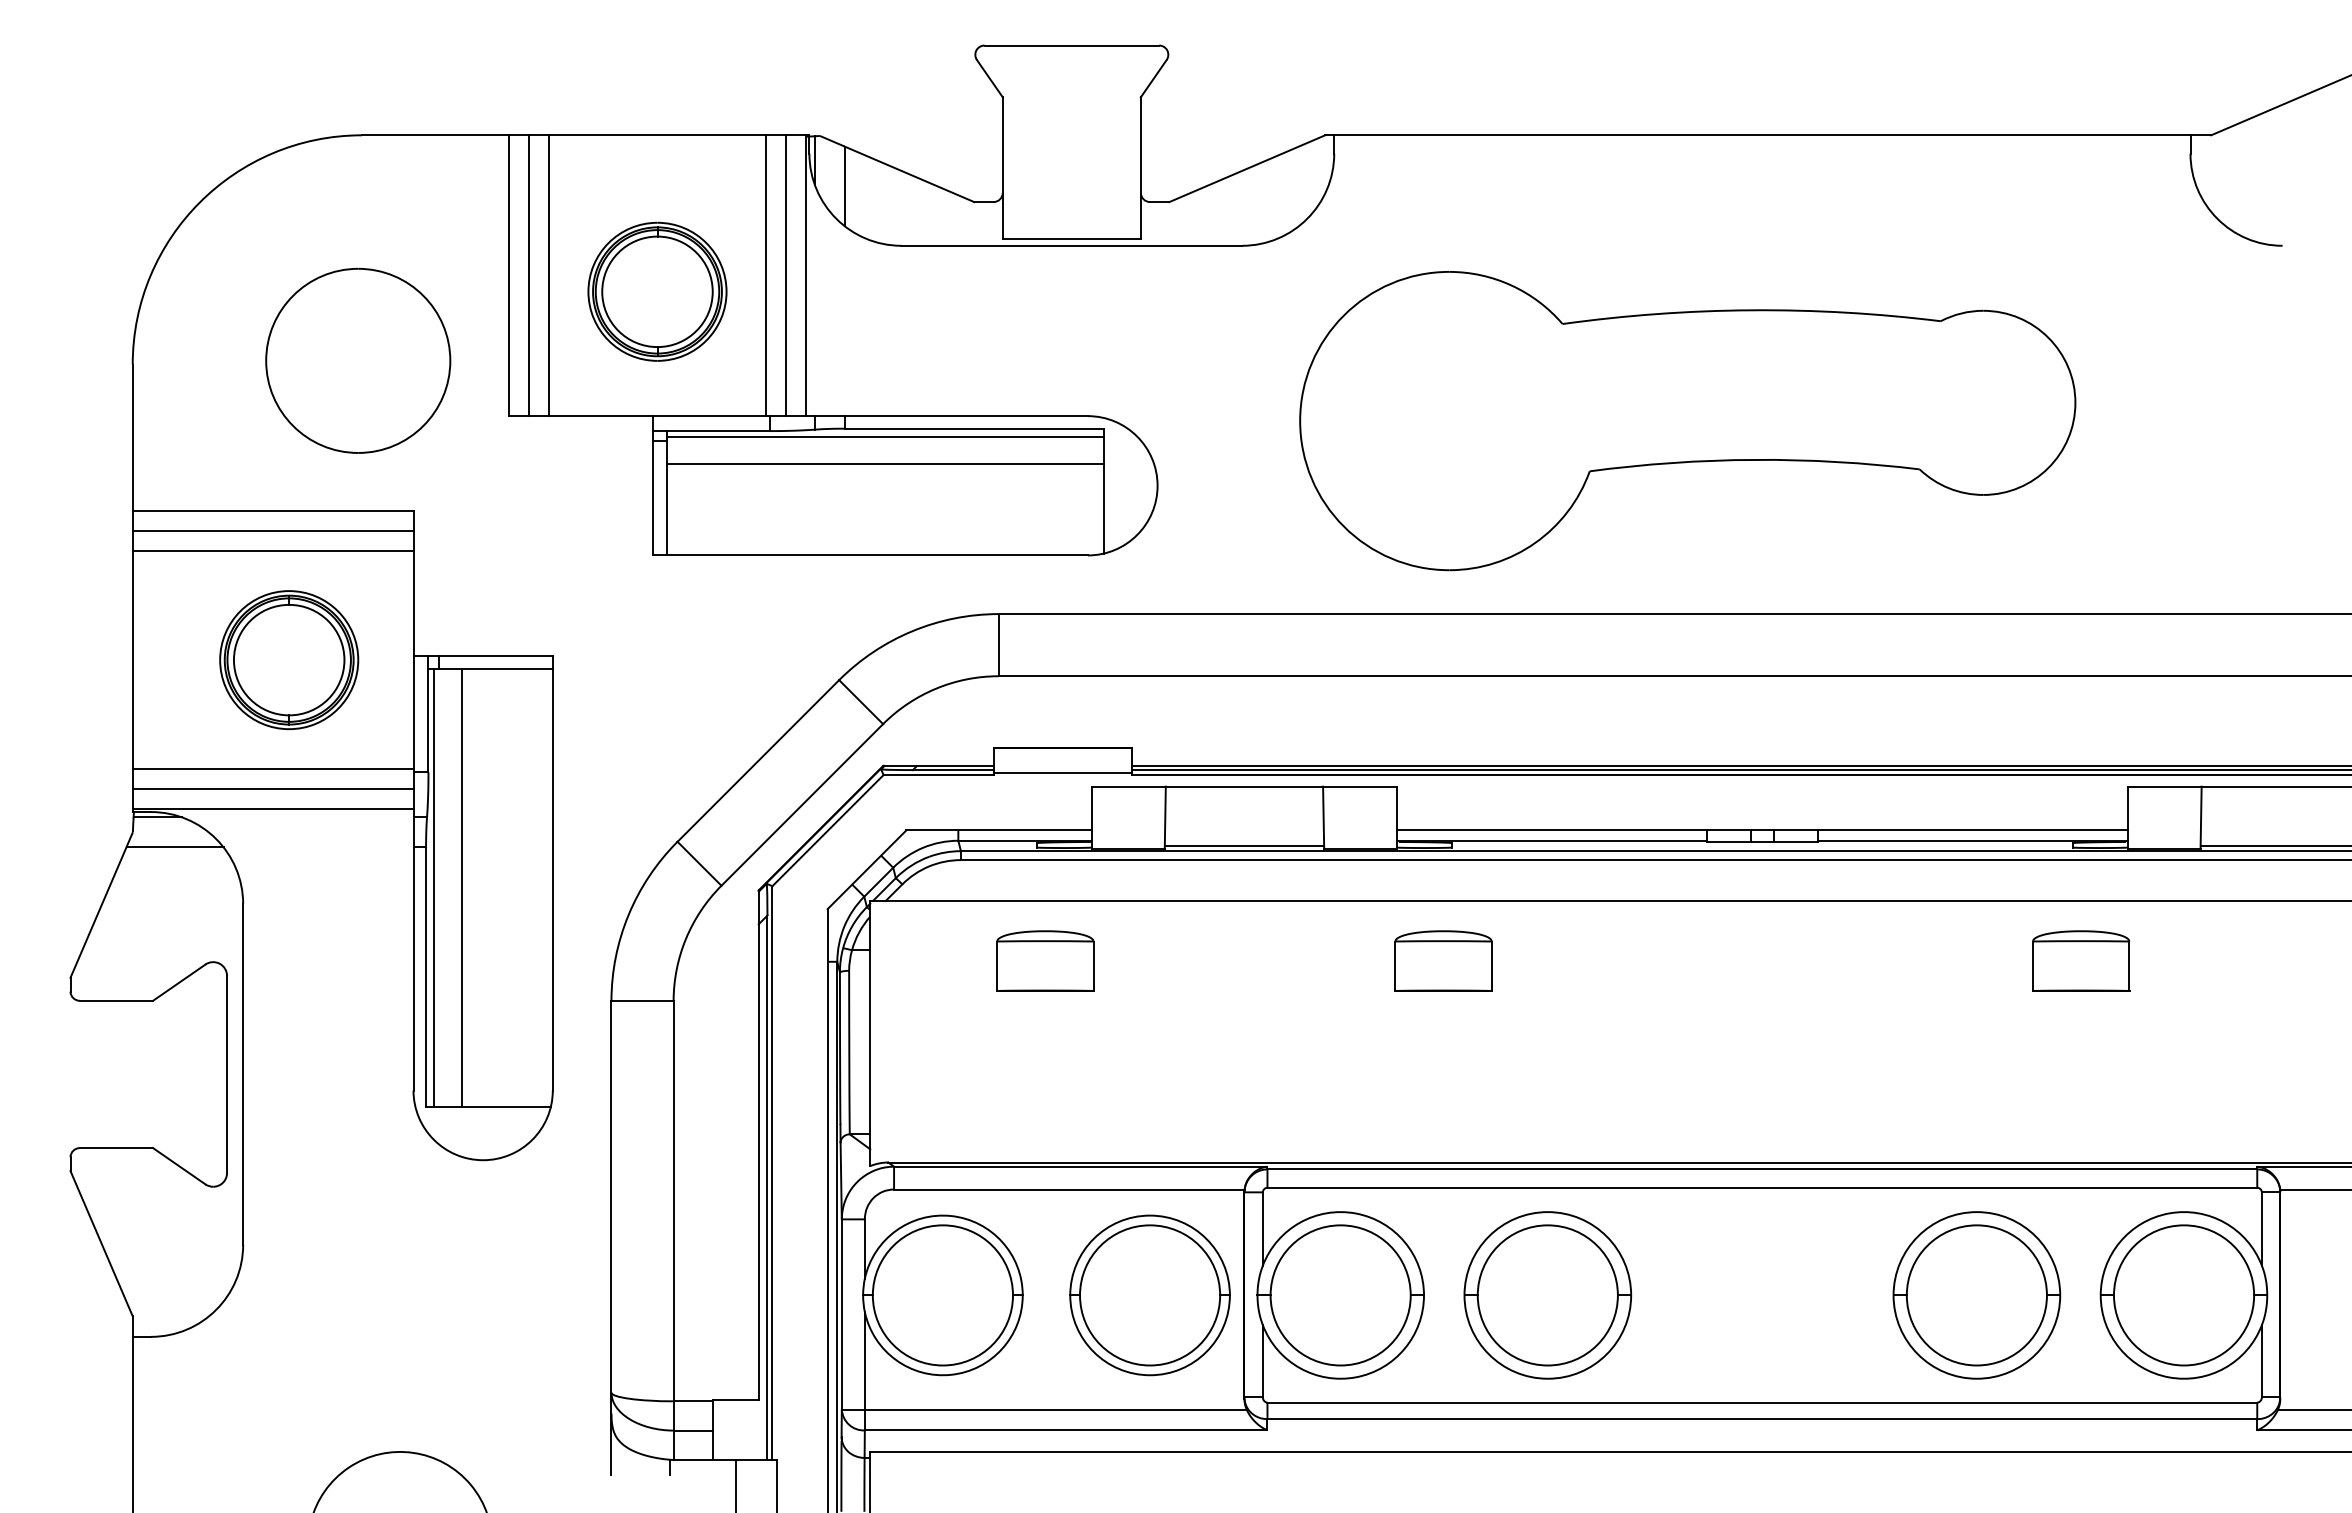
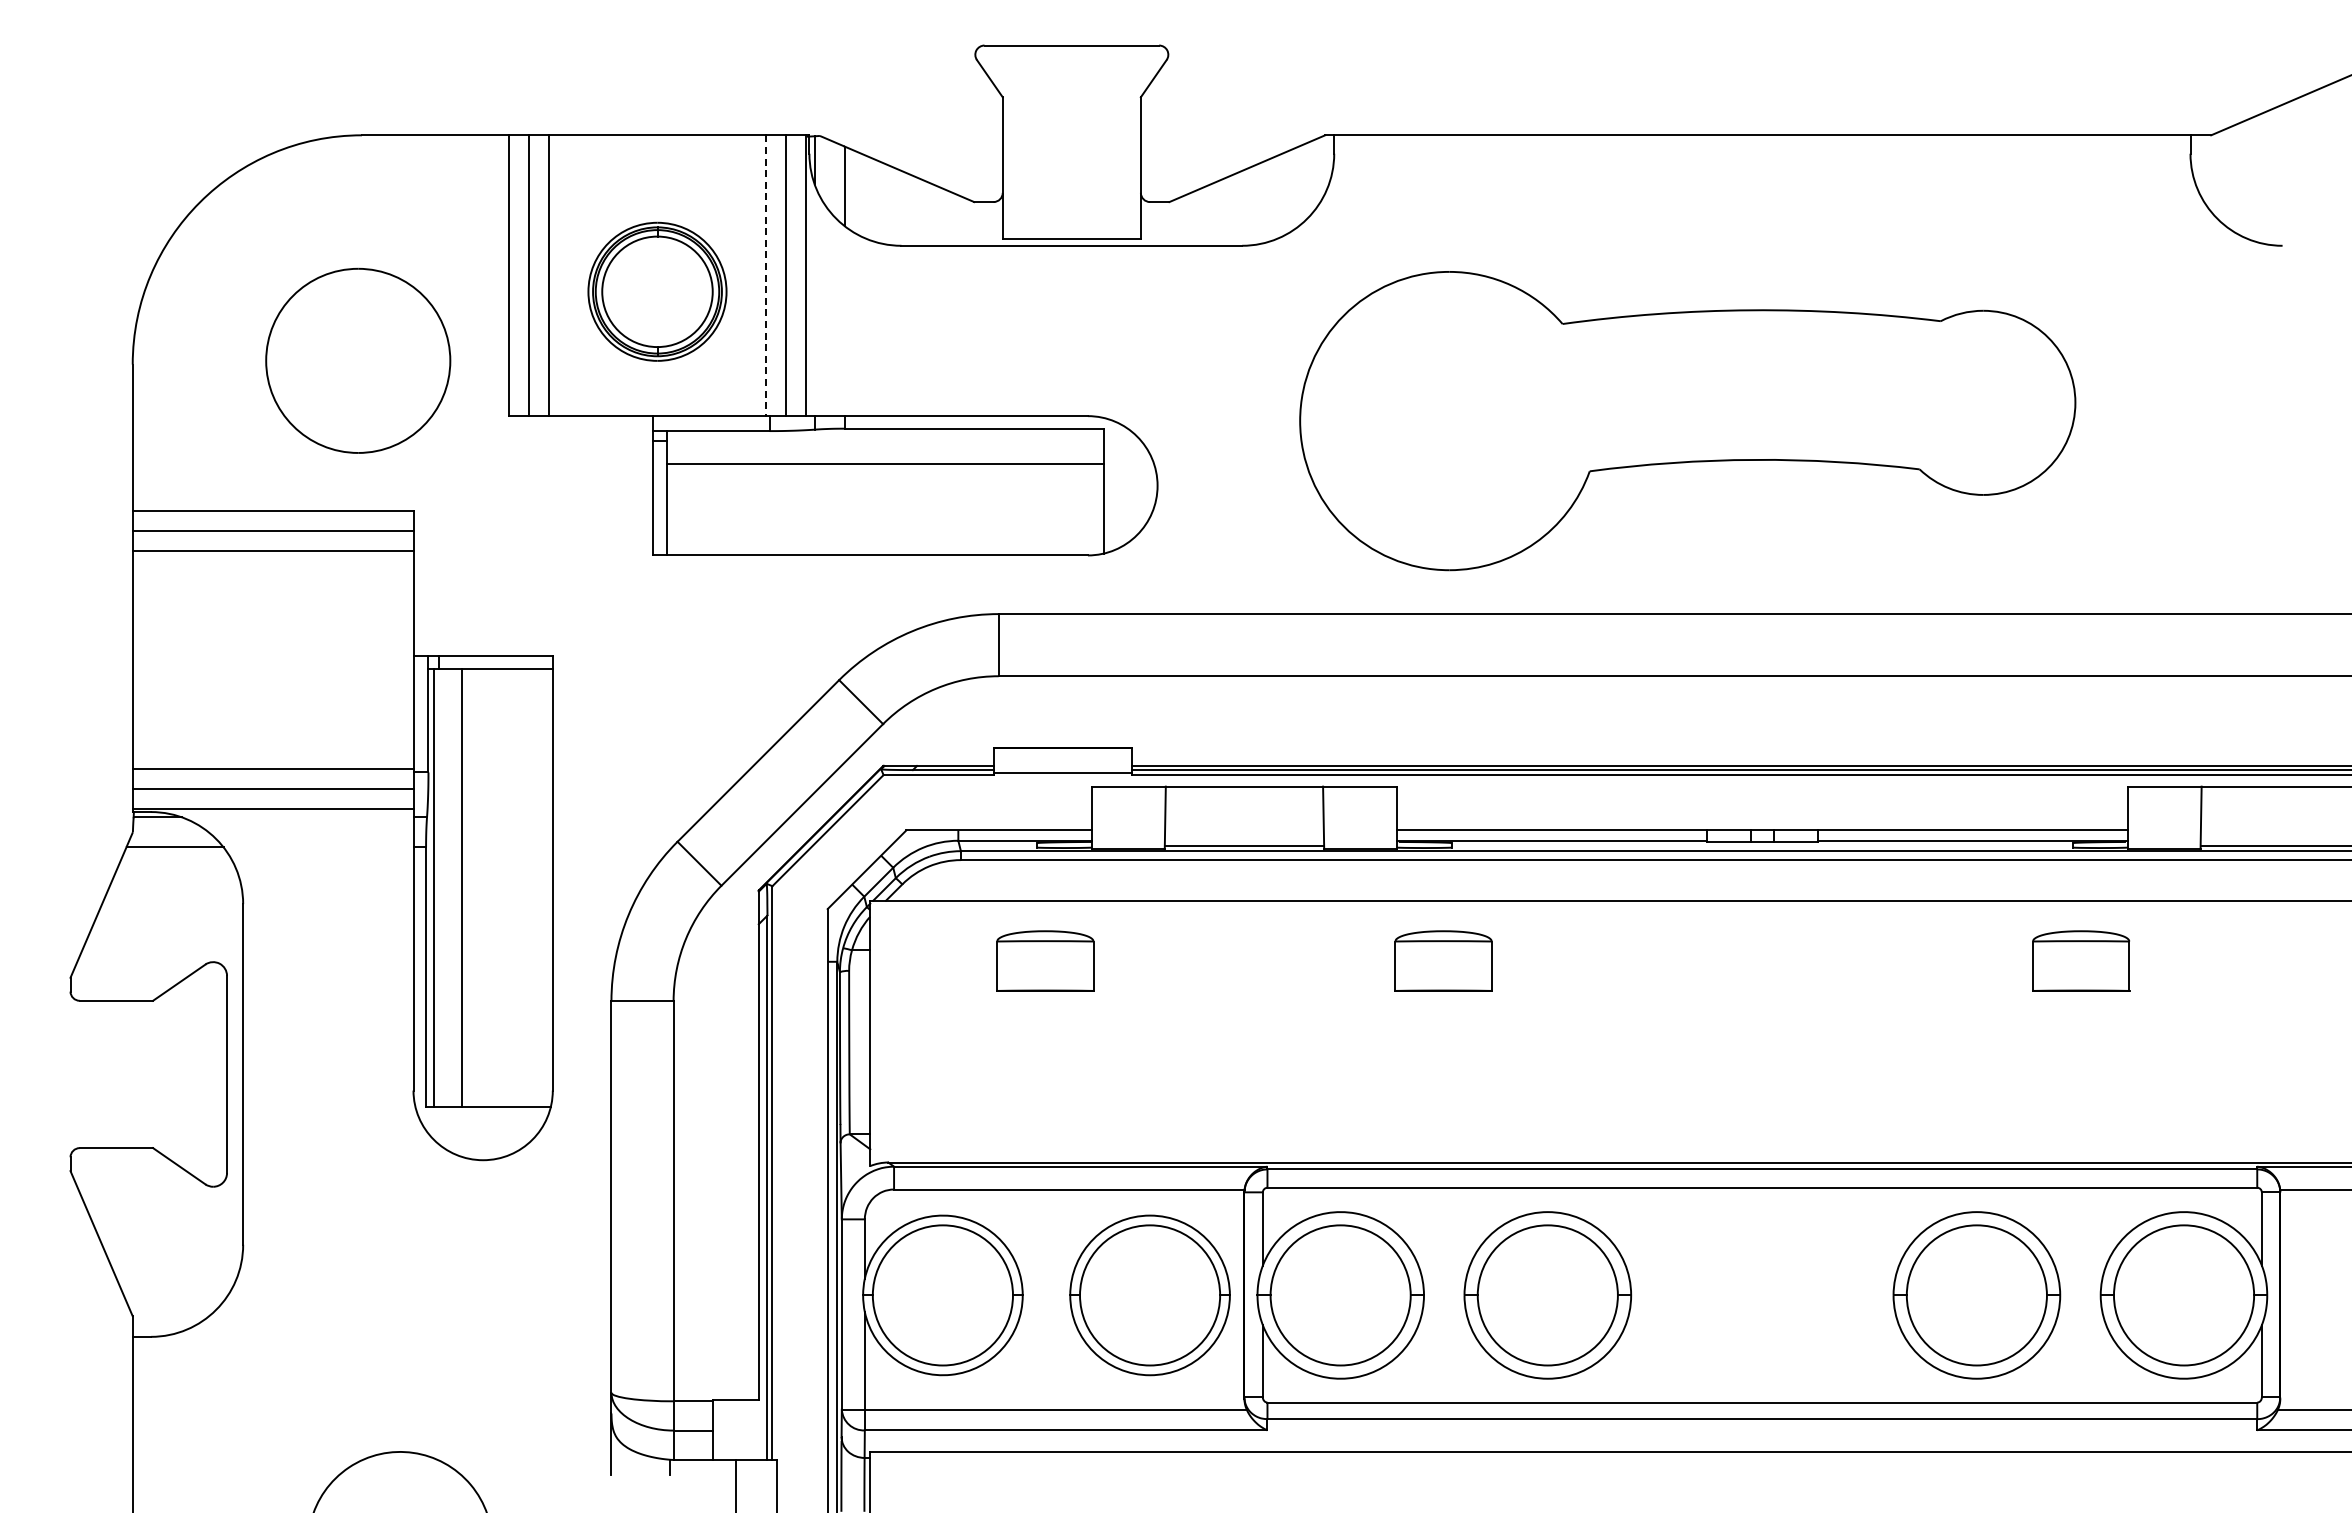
line: solid -> dashed (766, 276)
line: present -> none (885, 436)
part: present -> none (289, 660)
